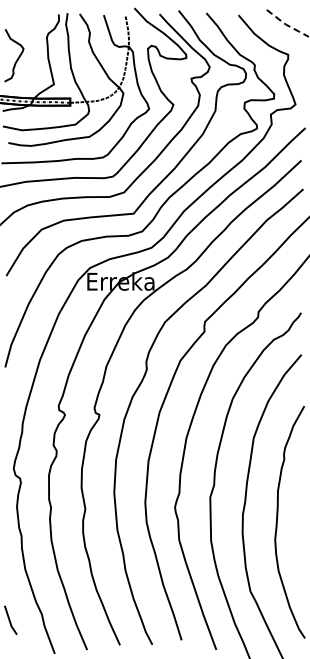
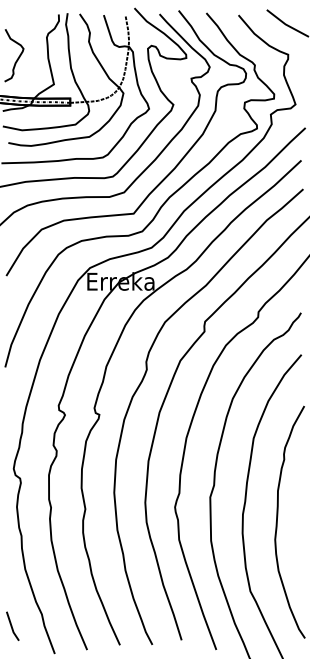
line: dashed -> solid (286, 24)
line position: (10, 619) -> (12, 625) (12, 625)
